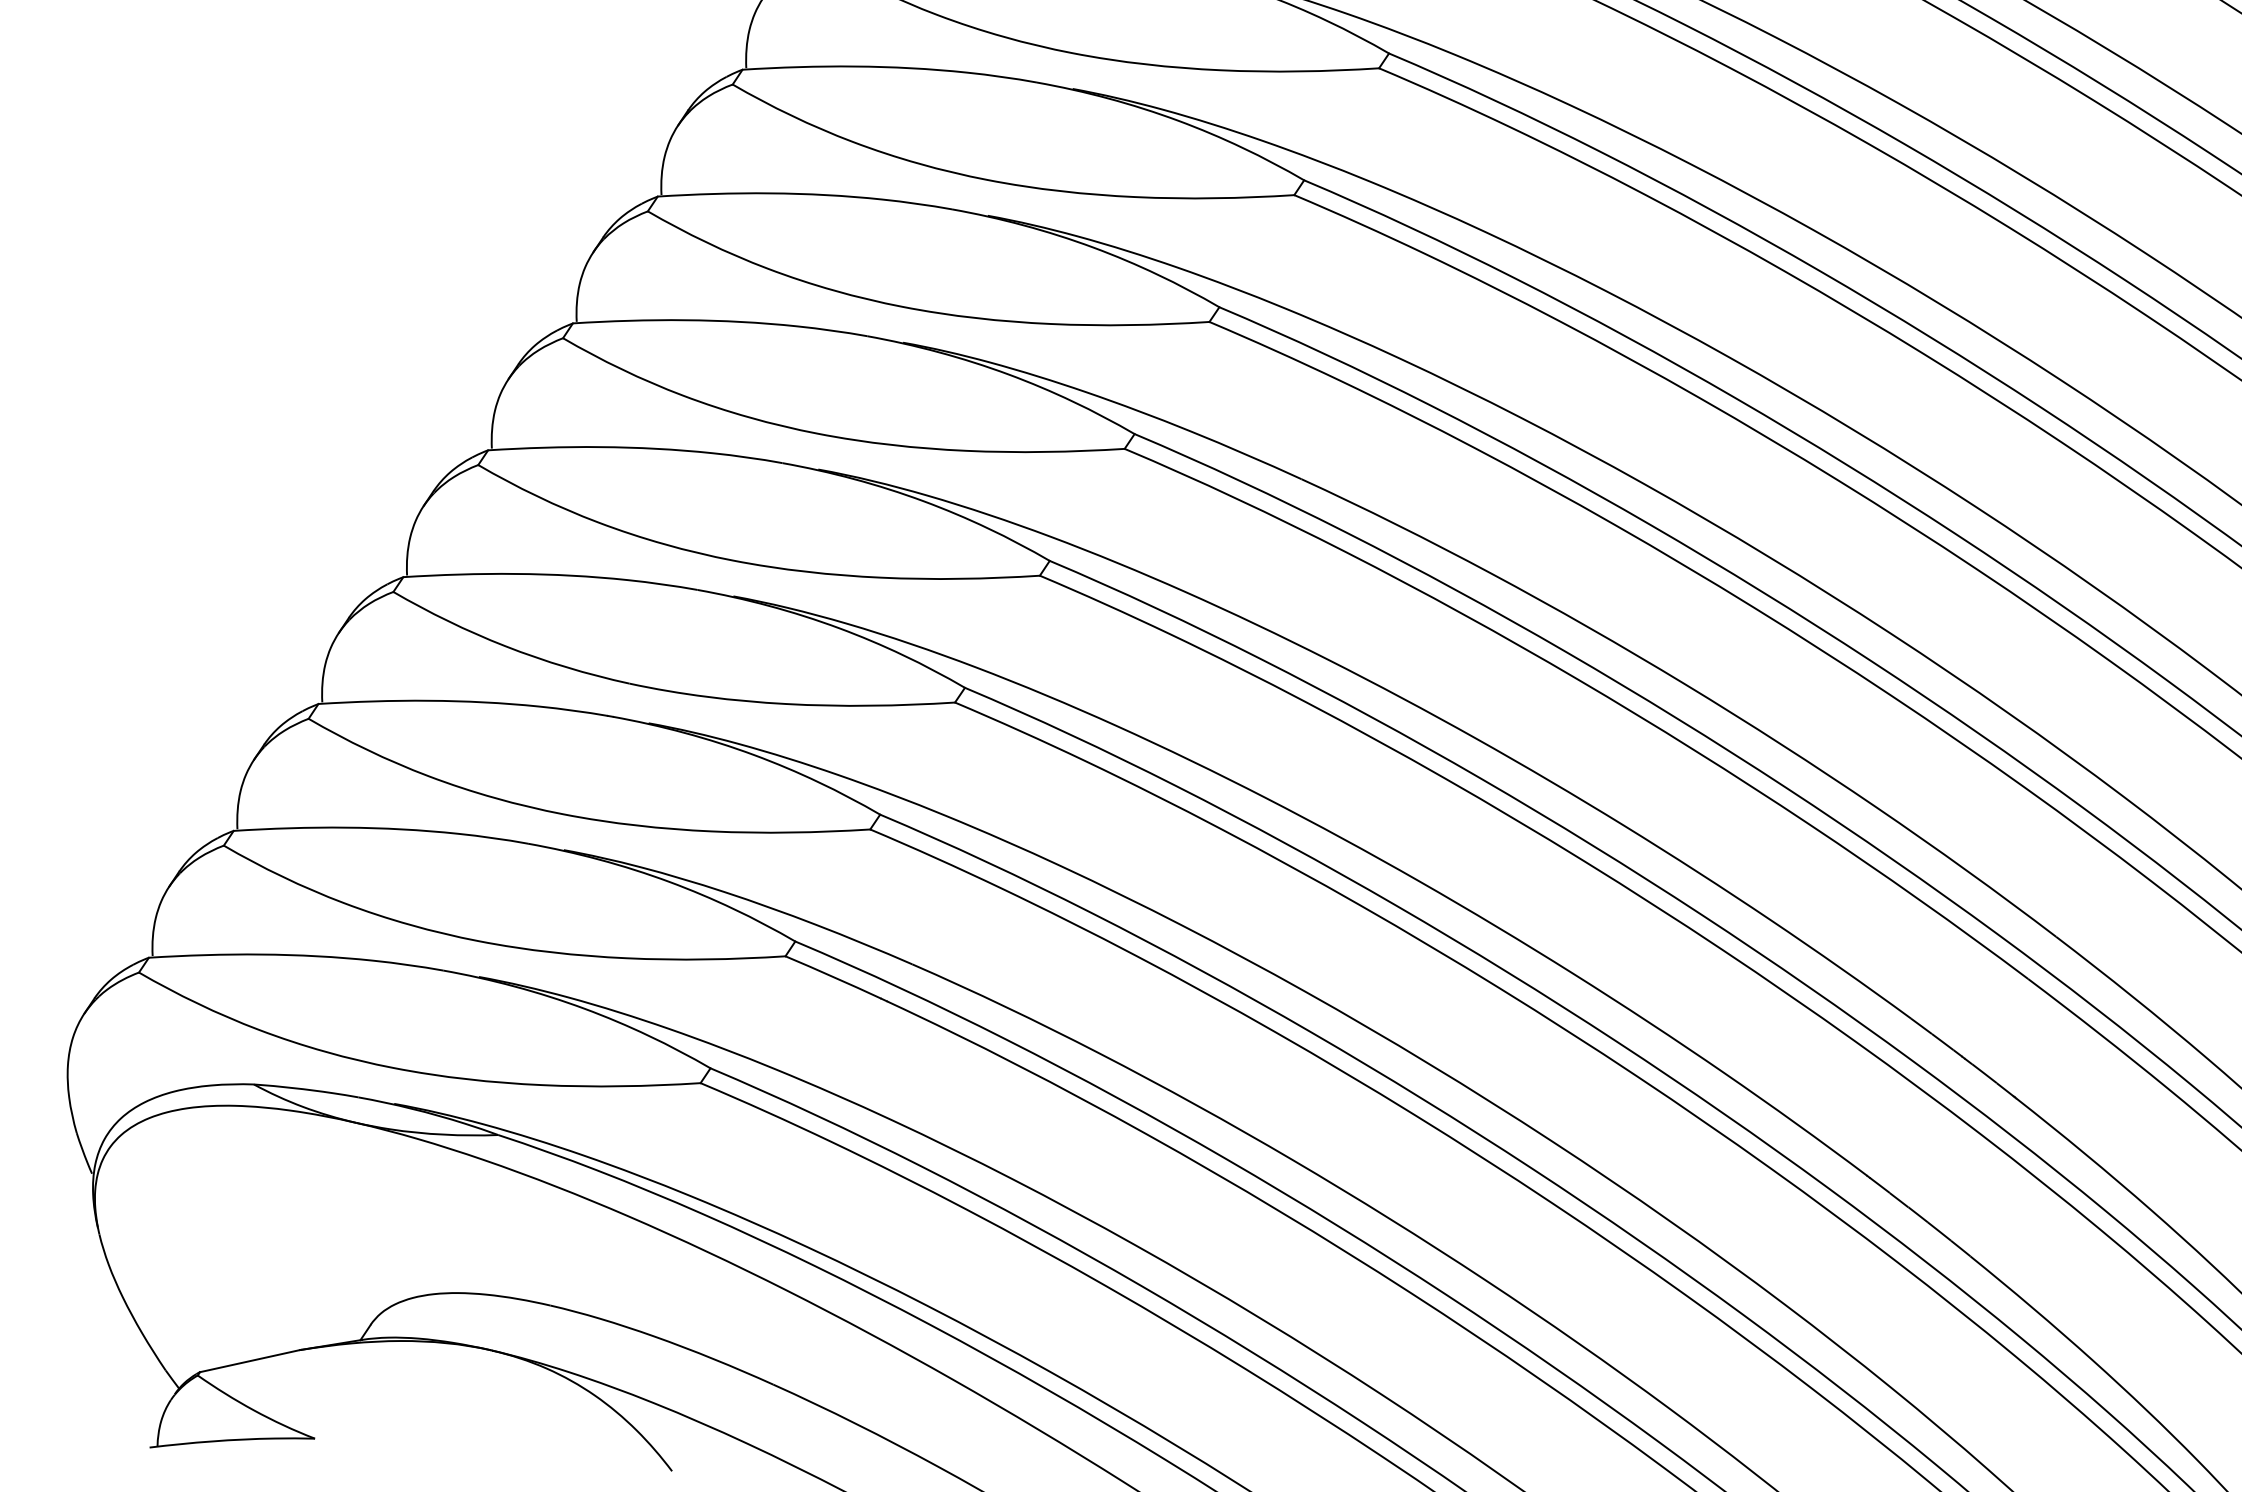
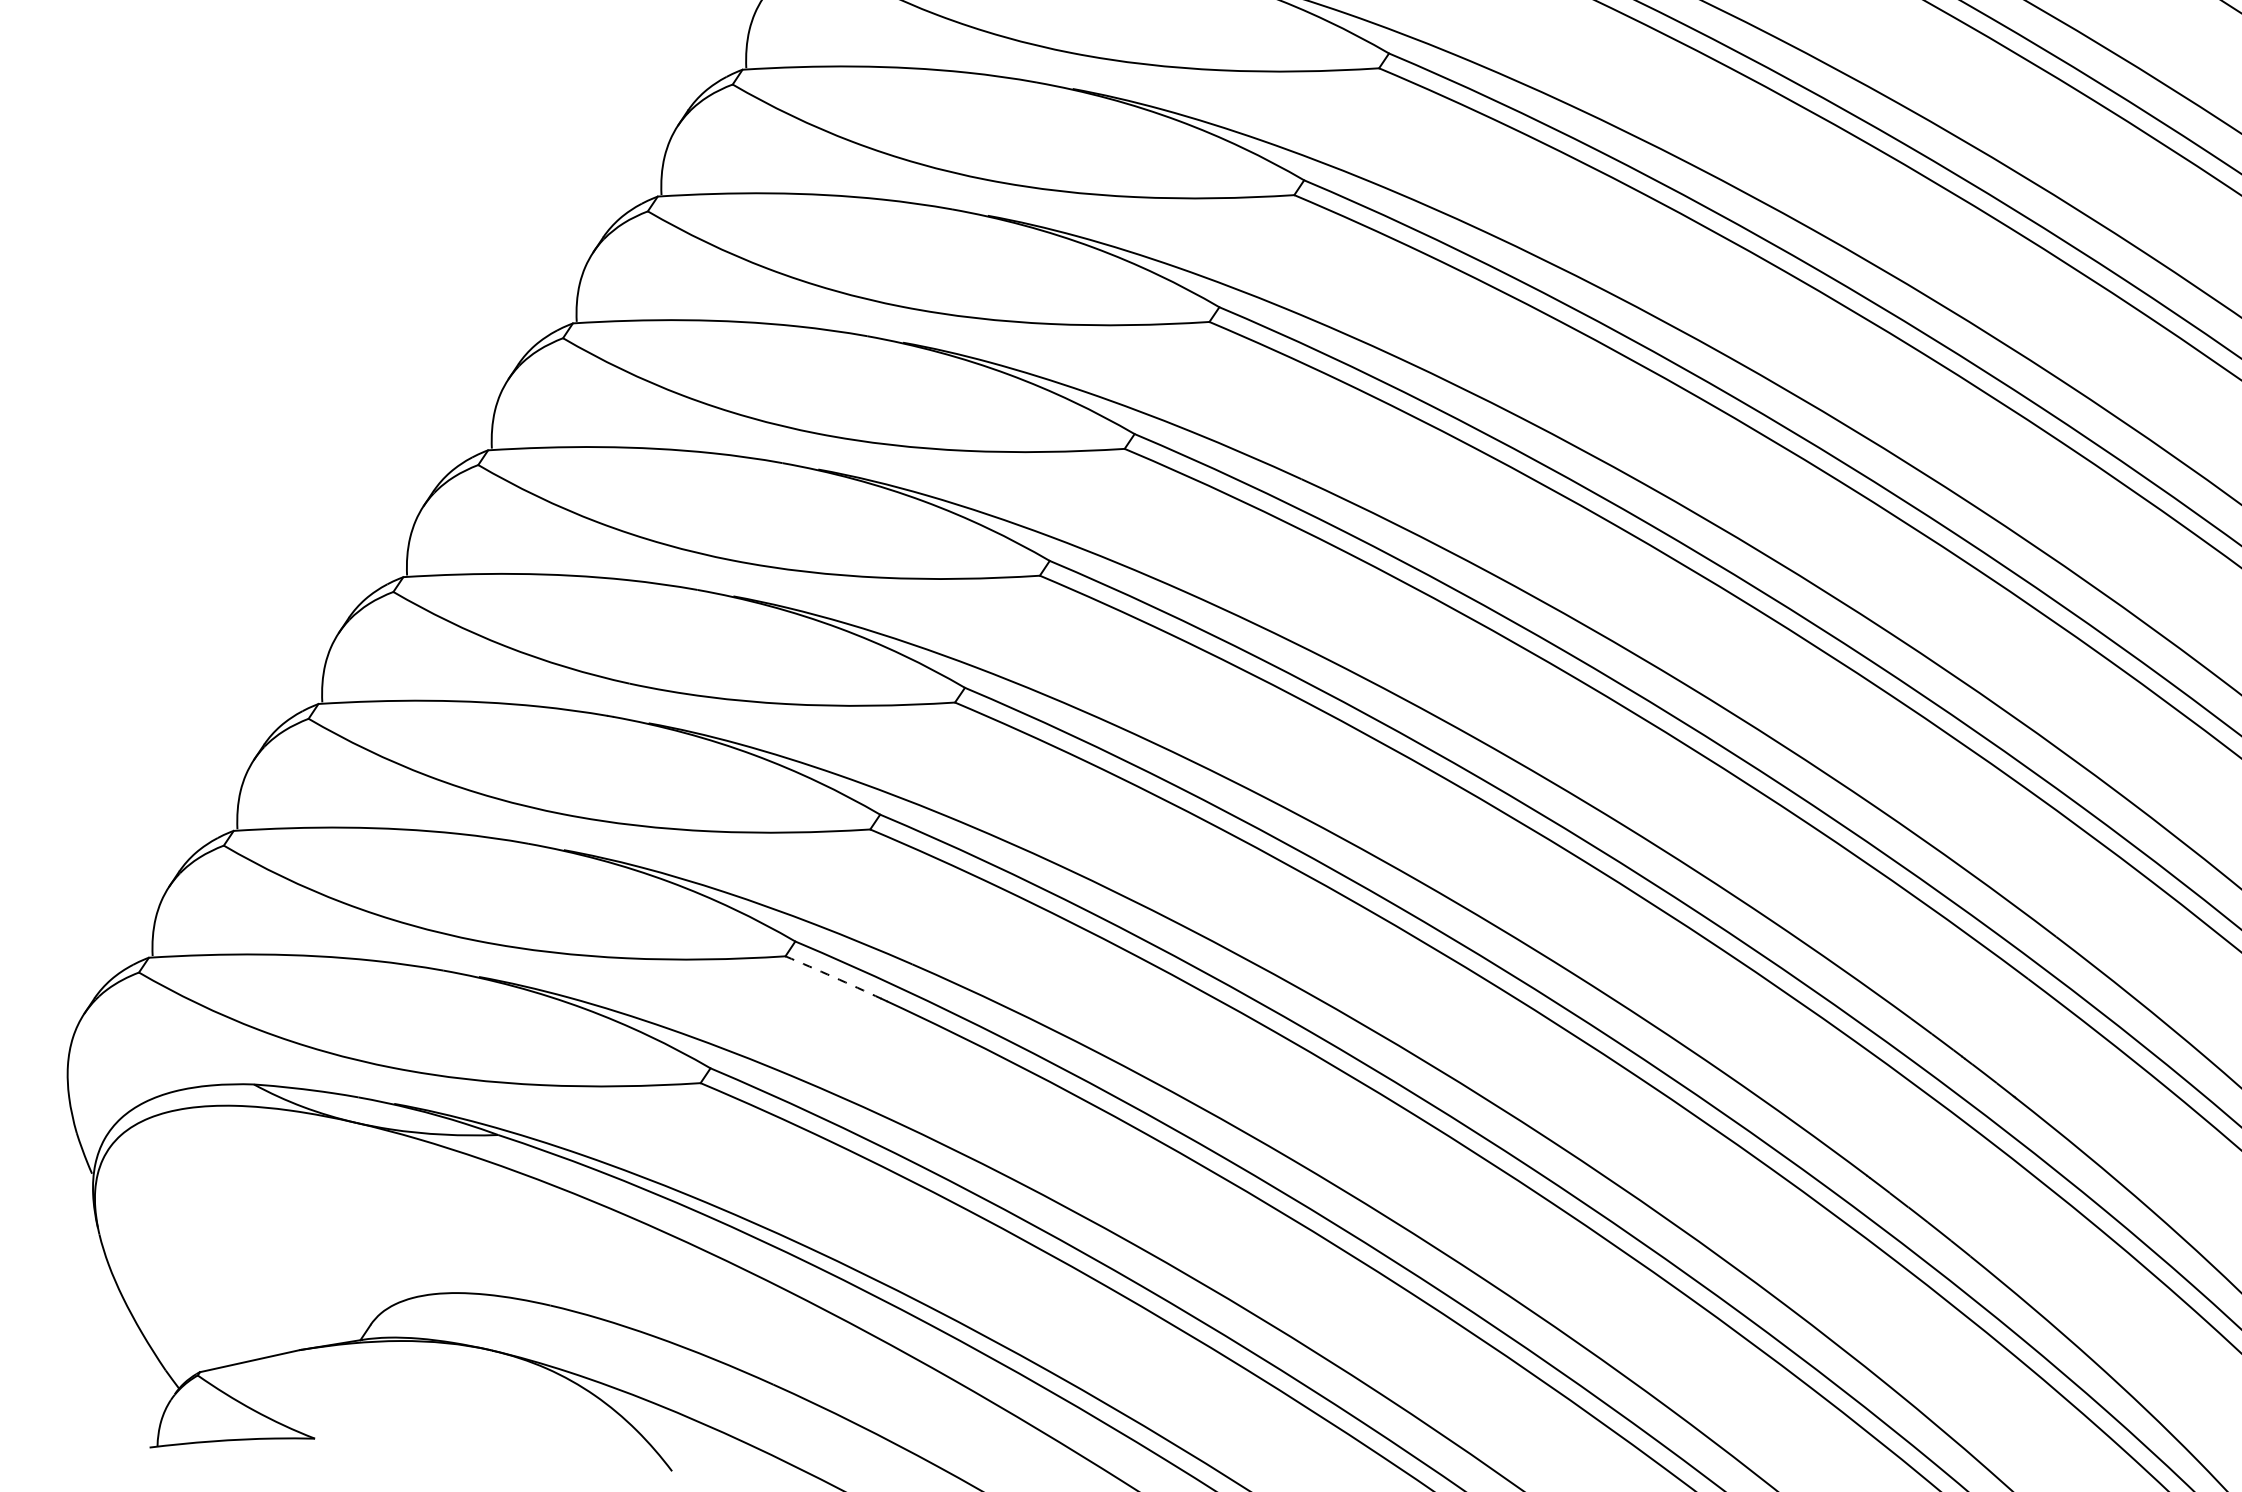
arc: solid -> dashed (833, 977)
